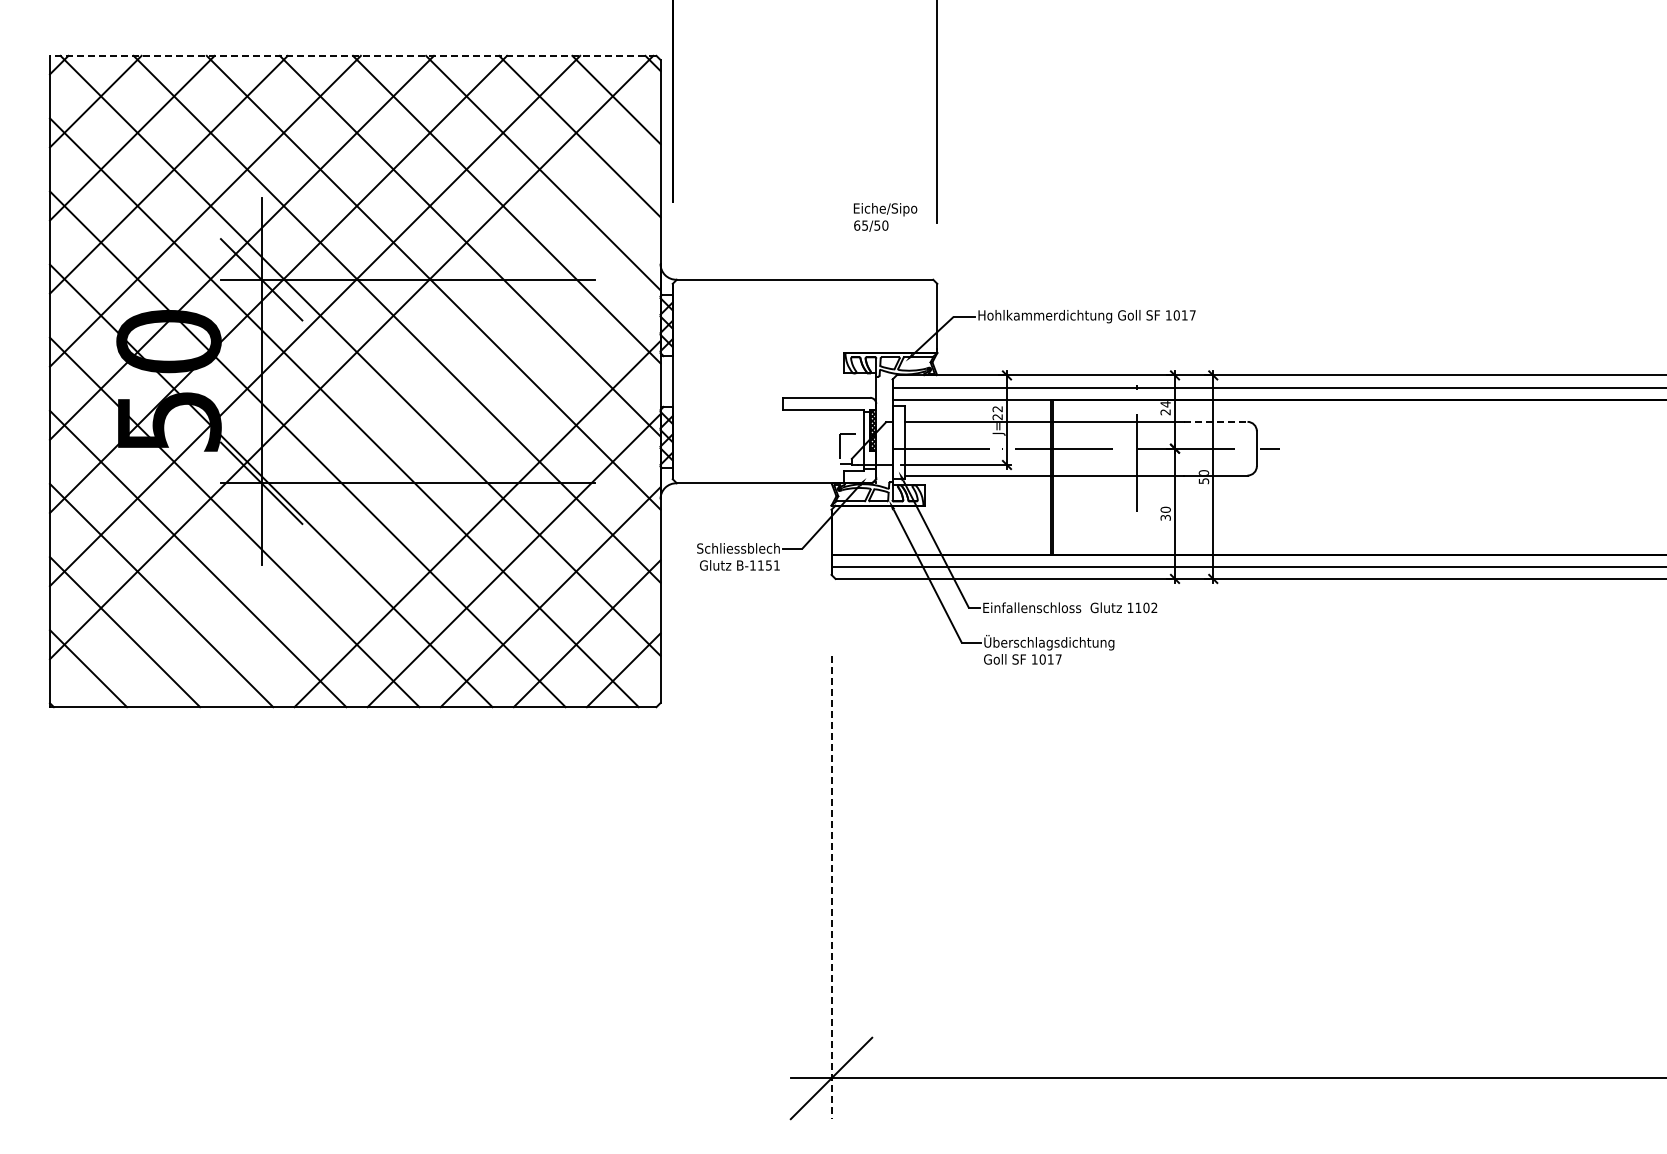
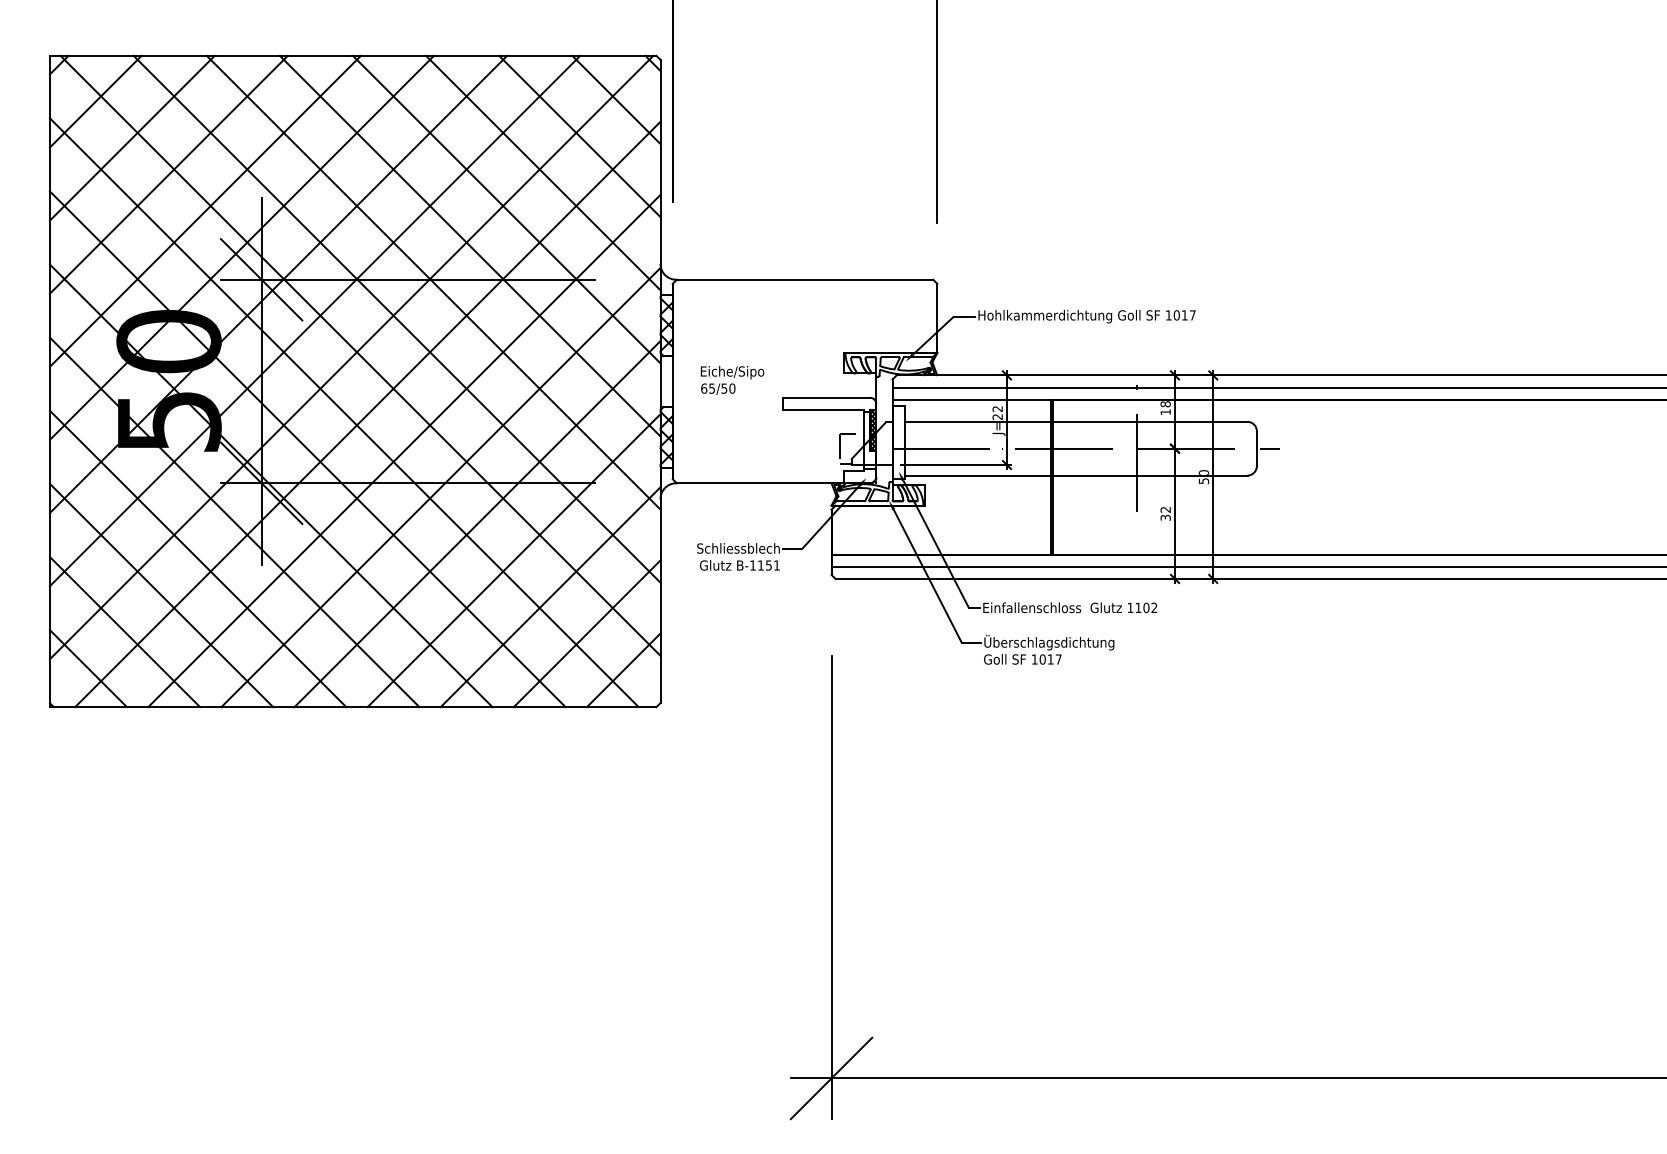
line: dashed -> solid (352, 55)
text position: (885, 217) -> (732, 380) (732, 380)
text: 24 -> 18 (1165, 408)
line: none -> present (367, 414)
line: dashed -> solid (1215, 421)
line: none -> present (404, 450)
line: none -> present (440, 487)
text: 30 -> 32 (1165, 509)
line: dashed -> solid (831, 888)
